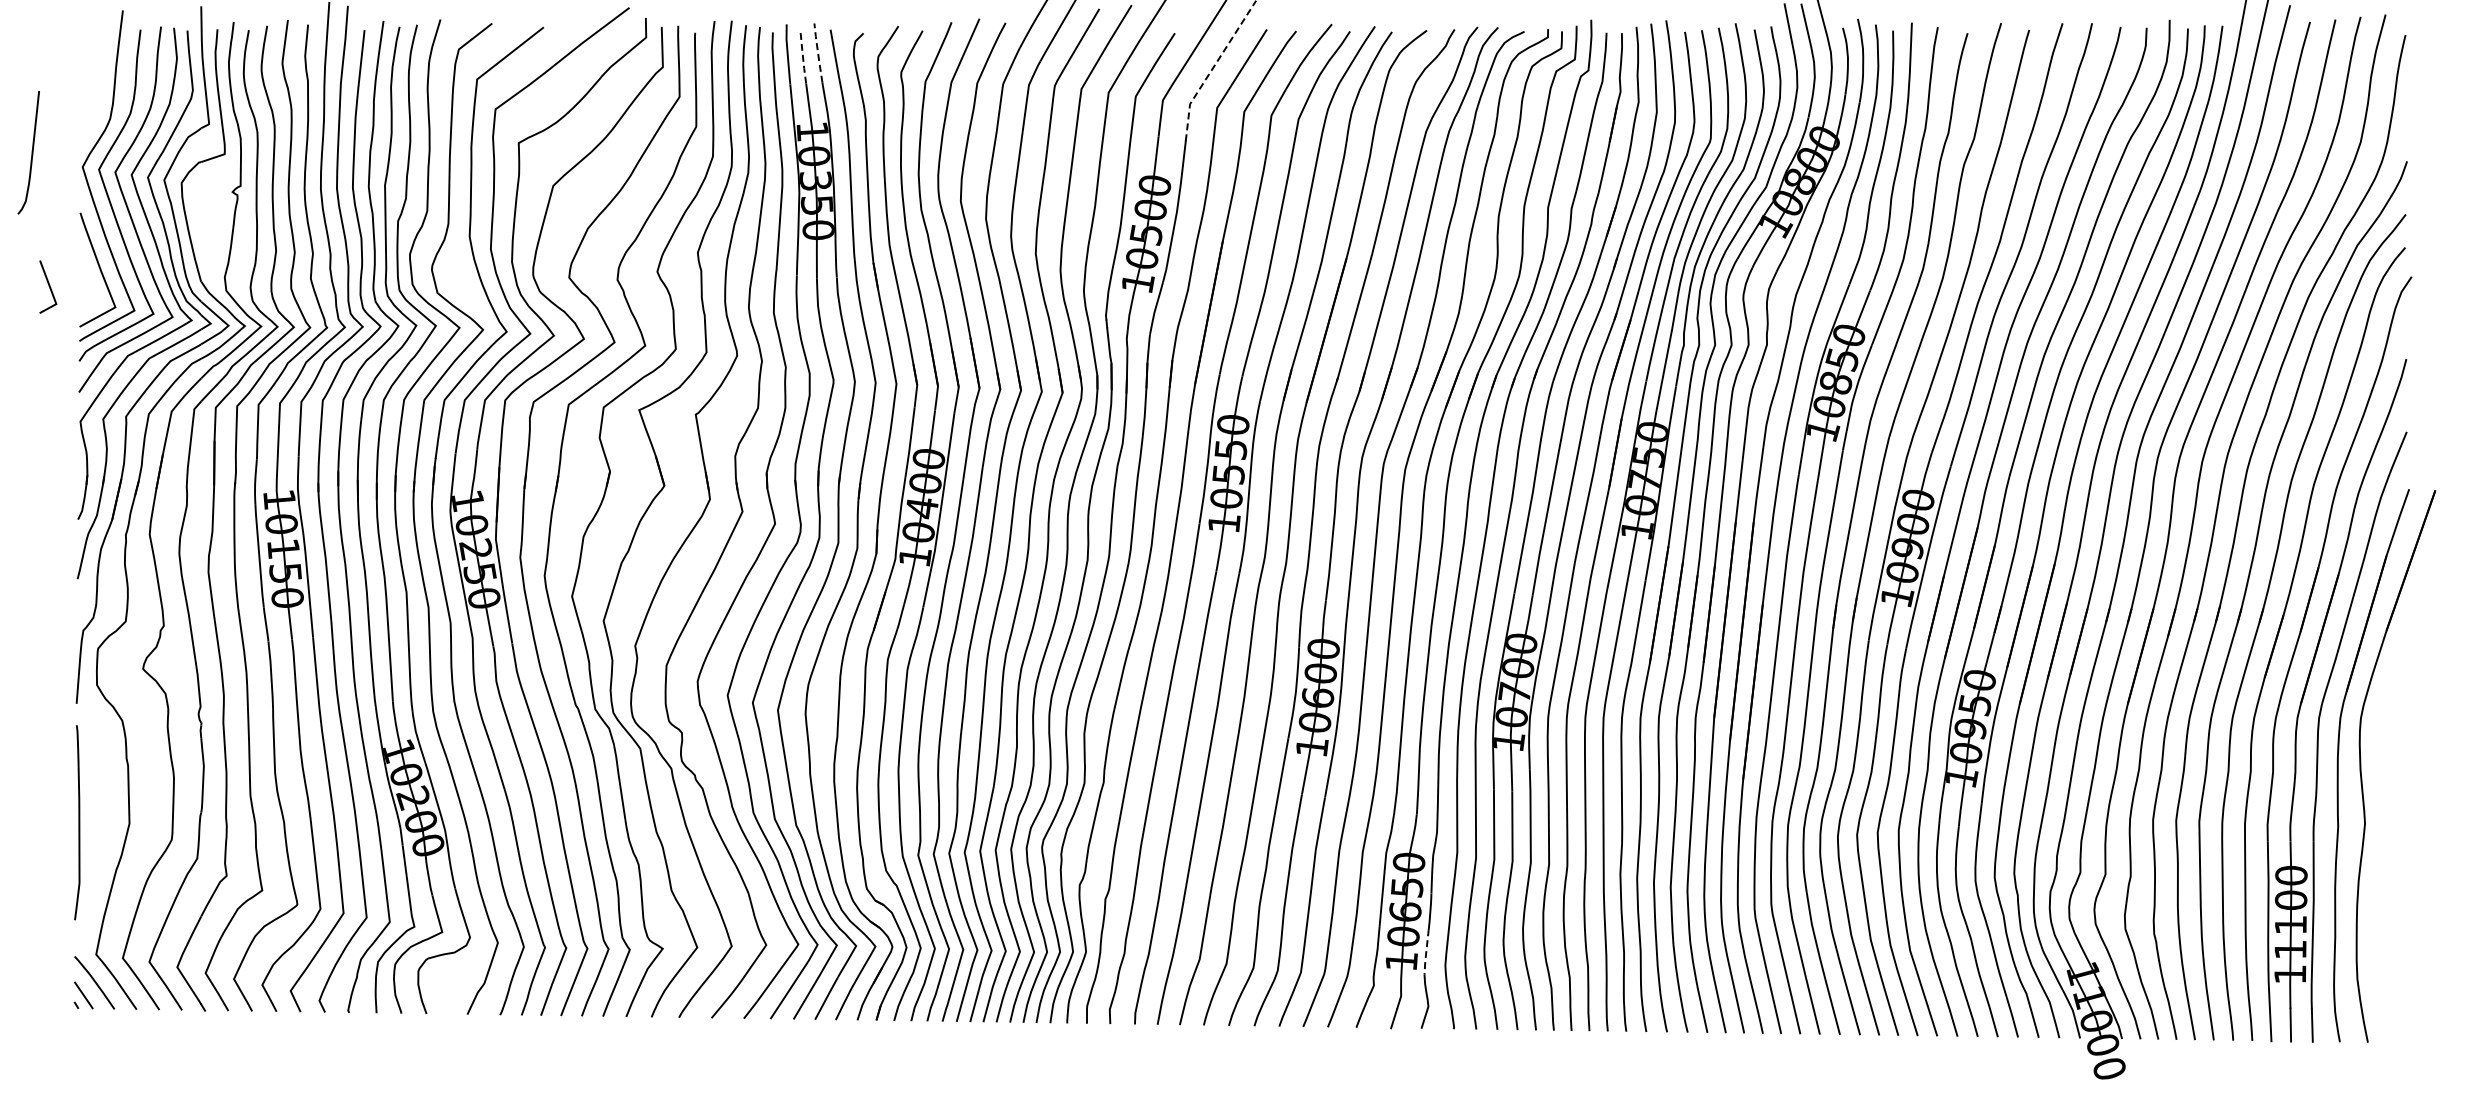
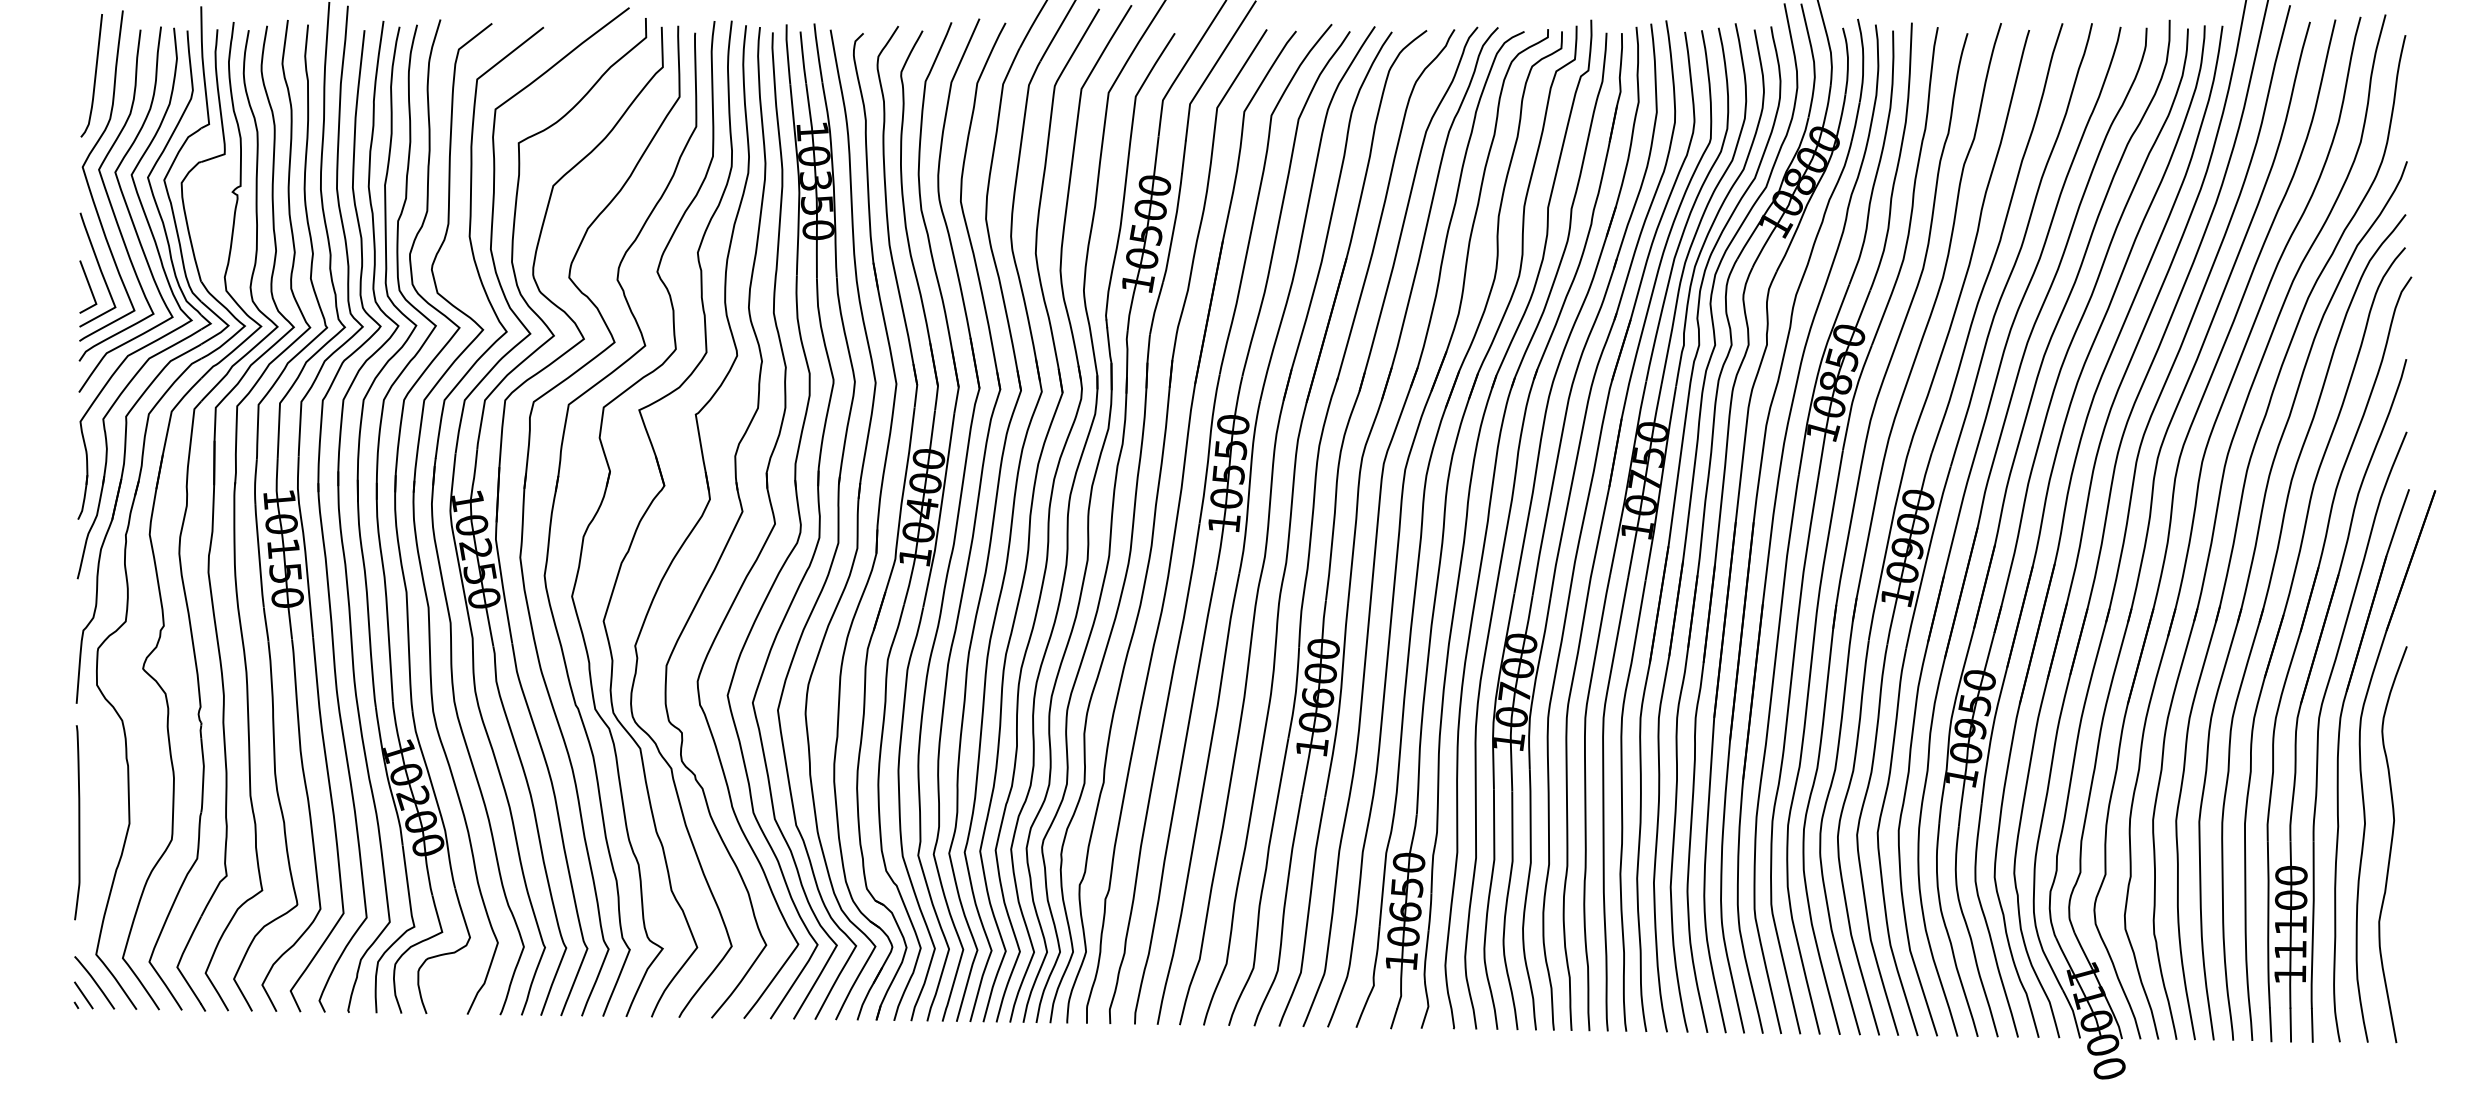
line: dashed -> solid (818, 52)
line: dashed -> solid (803, 57)
line: dashed -> solid (1212, 69)
curve position: (31, 152) -> (94, 75) (94, 75)
line position: (48, 286) -> (88, 286) (88, 286)
curve: none -> present (2392, 844)
line: dashed -> solid (1425, 956)
